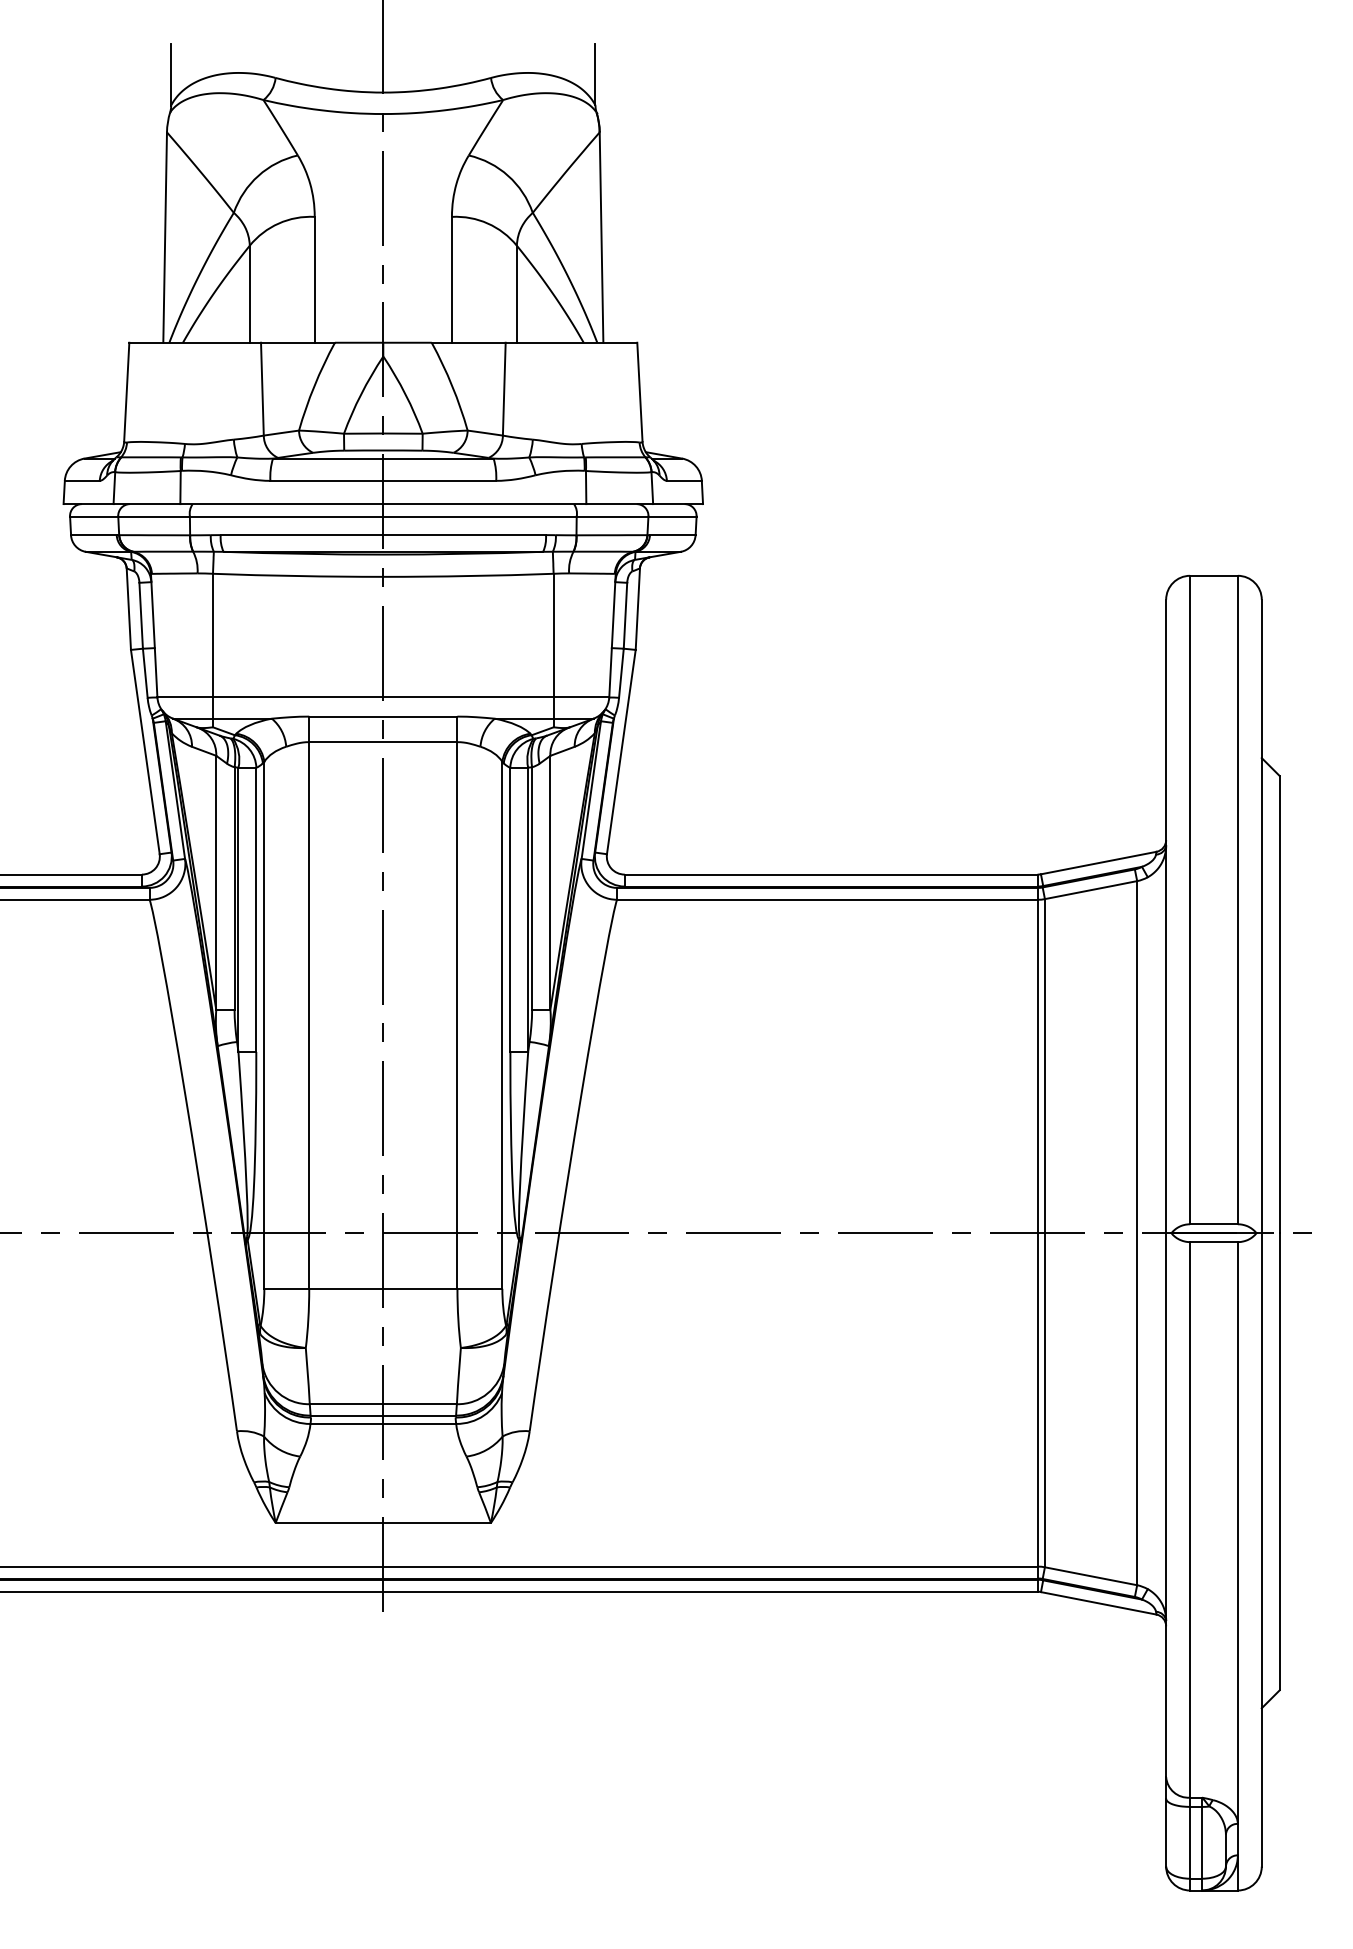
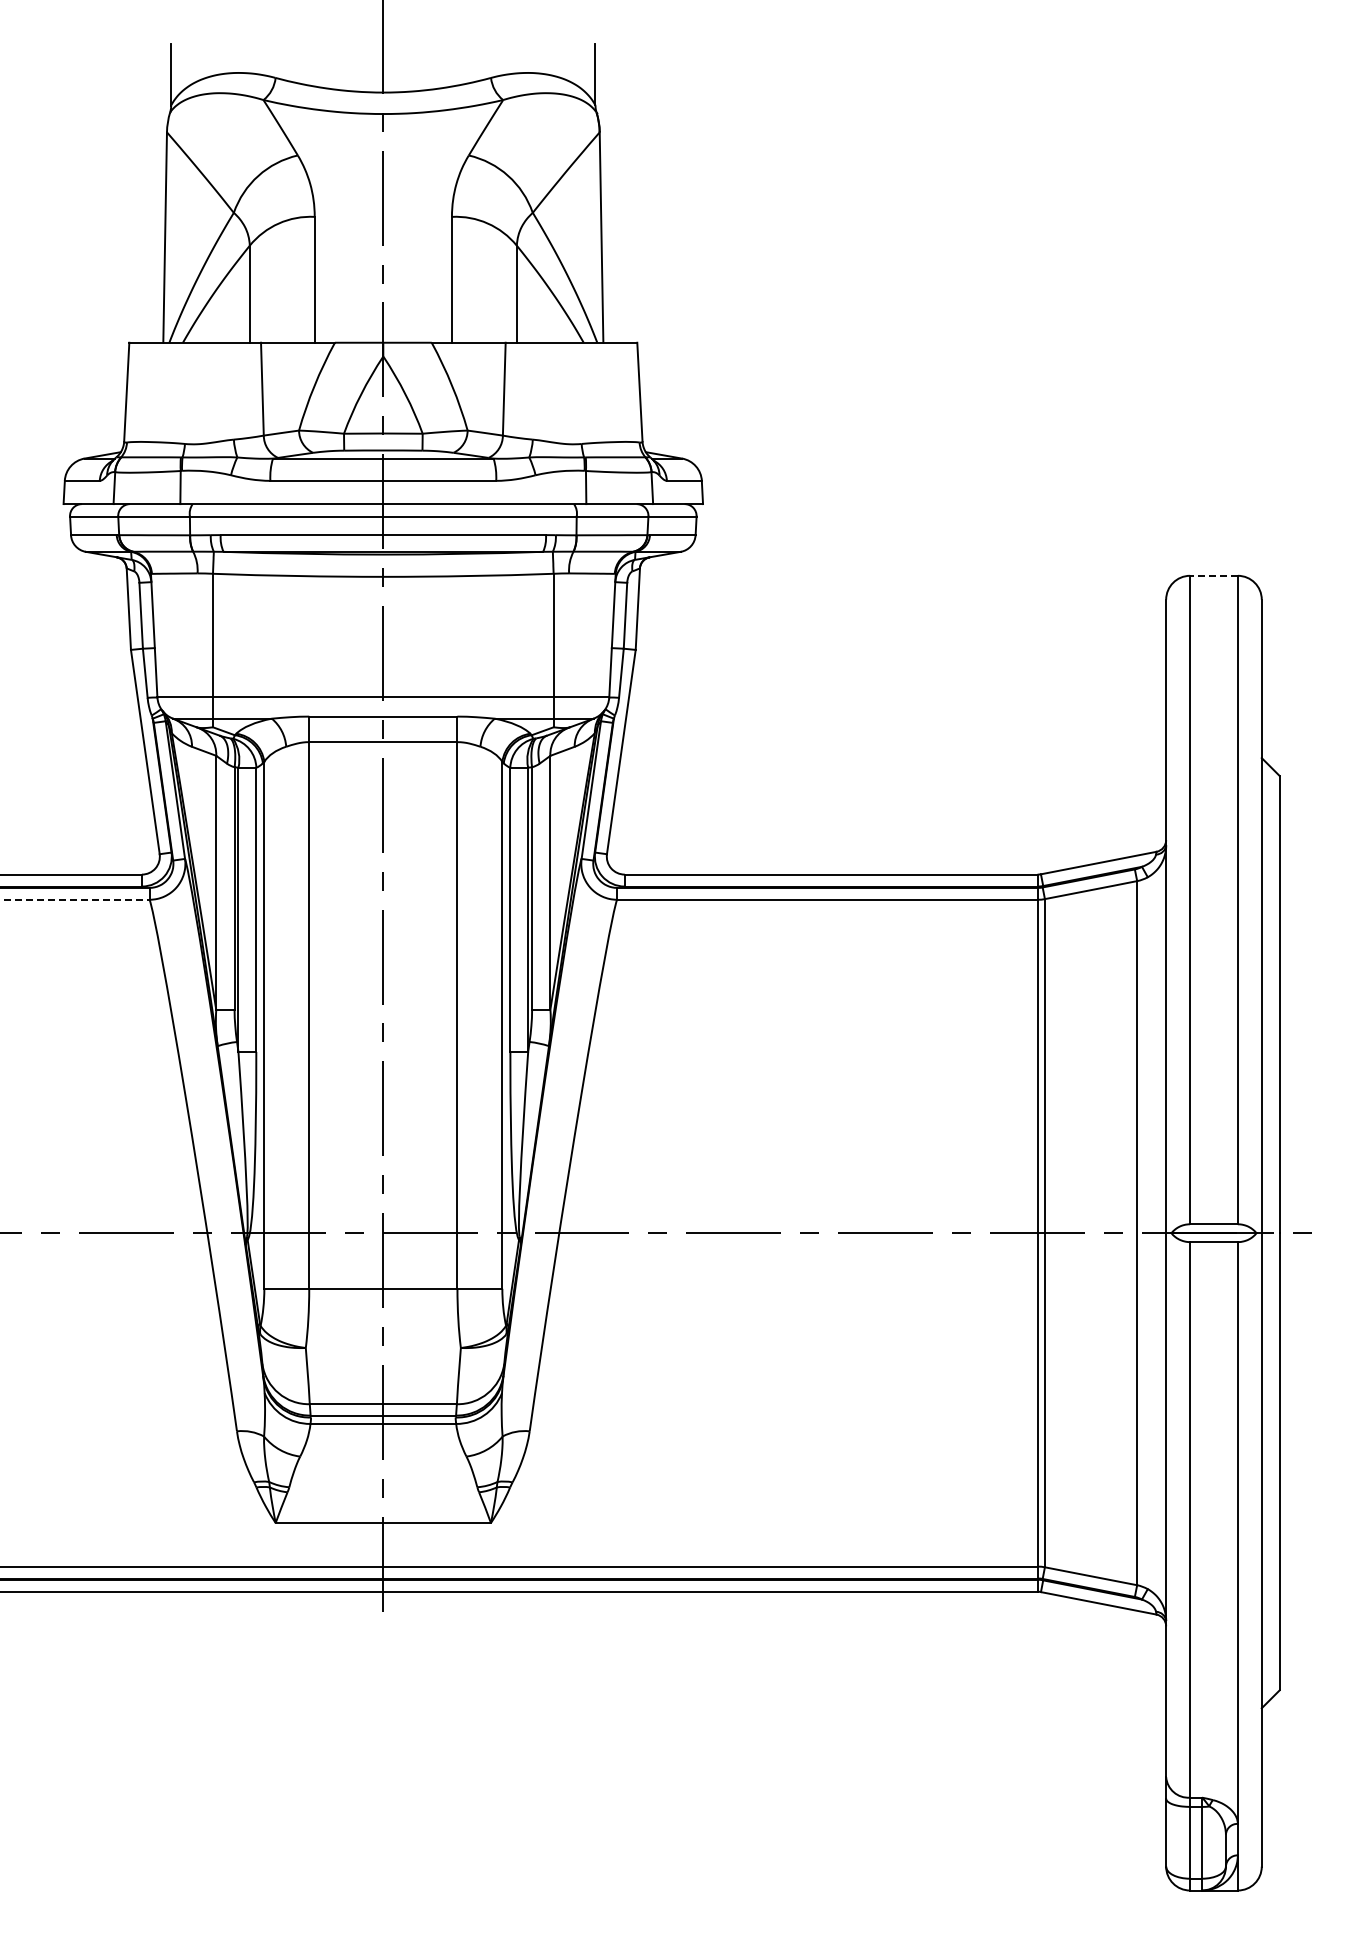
line: solid -> dashed (1213, 575)
line: solid -> dashed (75, 899)
